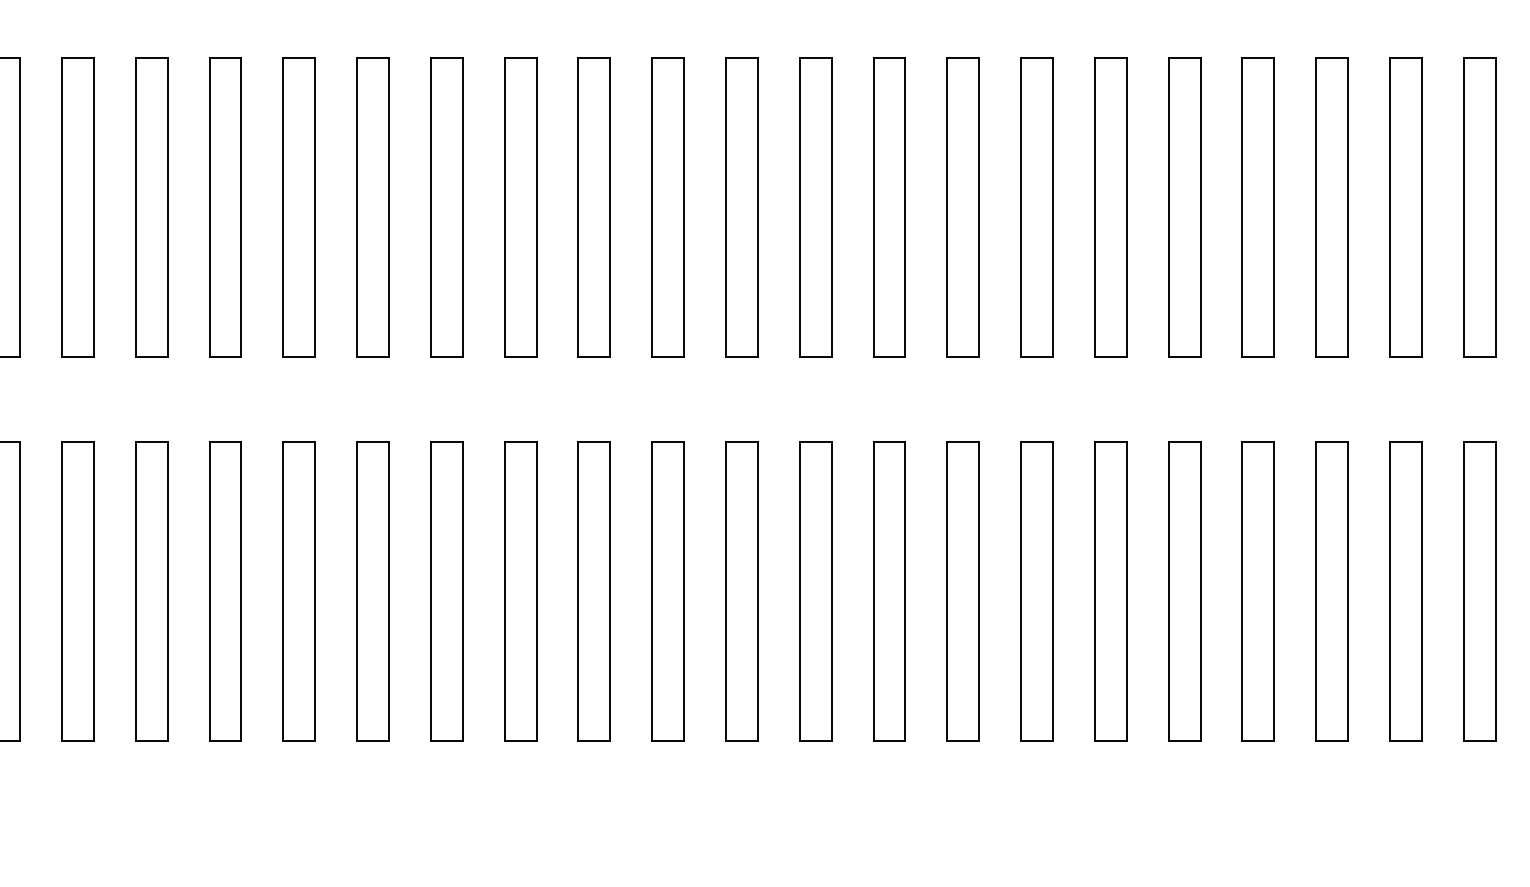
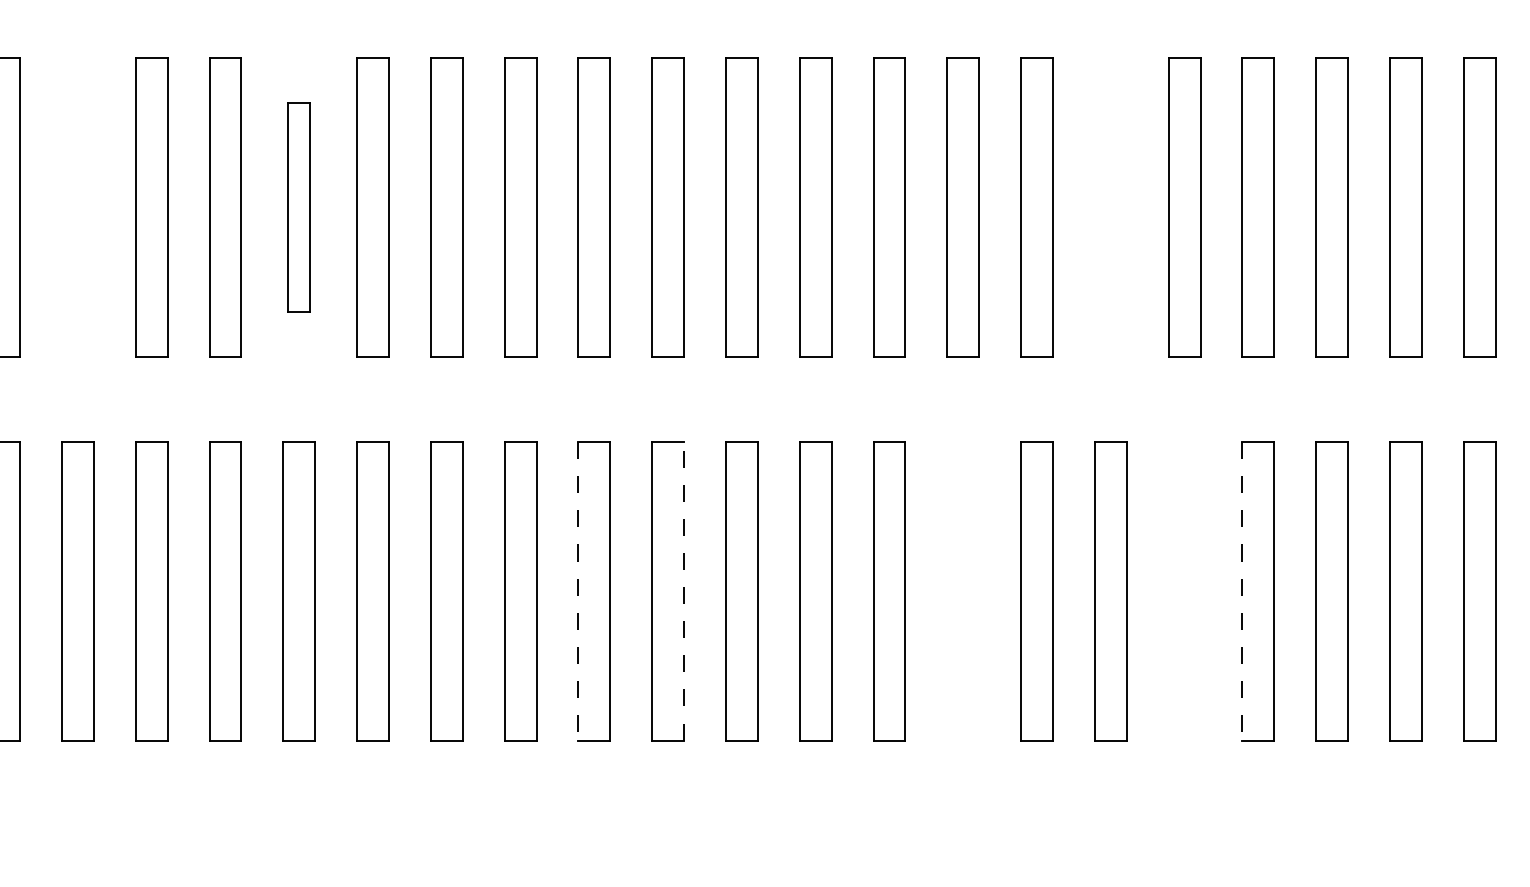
part: present -> none (77, 207)
part size: 34x301 px -> 24x211 px (298, 207)
part: present -> none (1110, 207)
line: solid -> dashed (684, 590)
line: solid -> dashed (578, 591)
part: present -> none (962, 591)
part: present -> none (1184, 591)
line: solid -> dashed (1242, 591)
